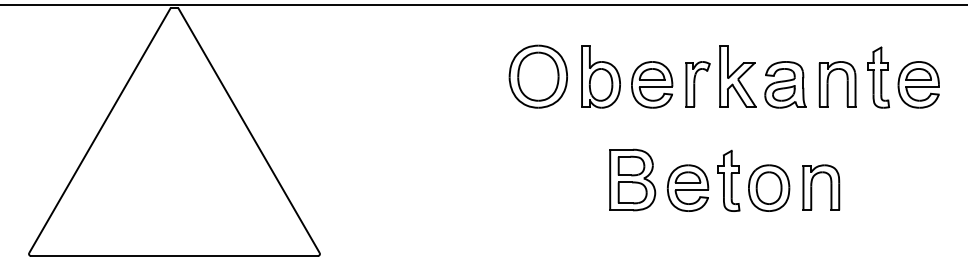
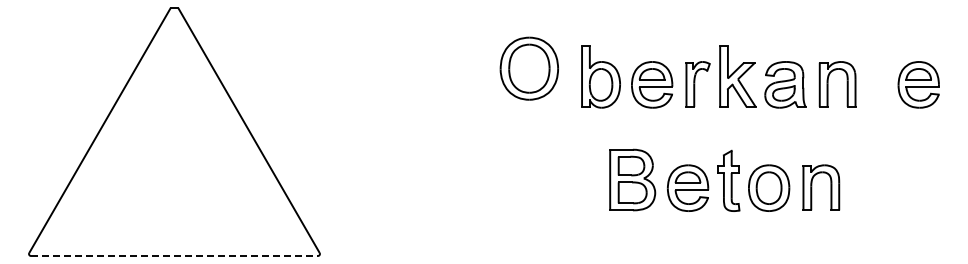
line: present -> none (483, 5)
part position: (537, 76) -> (528, 68) (528, 68)
part: present -> none (878, 77)
line: solid -> dashed (175, 255)
